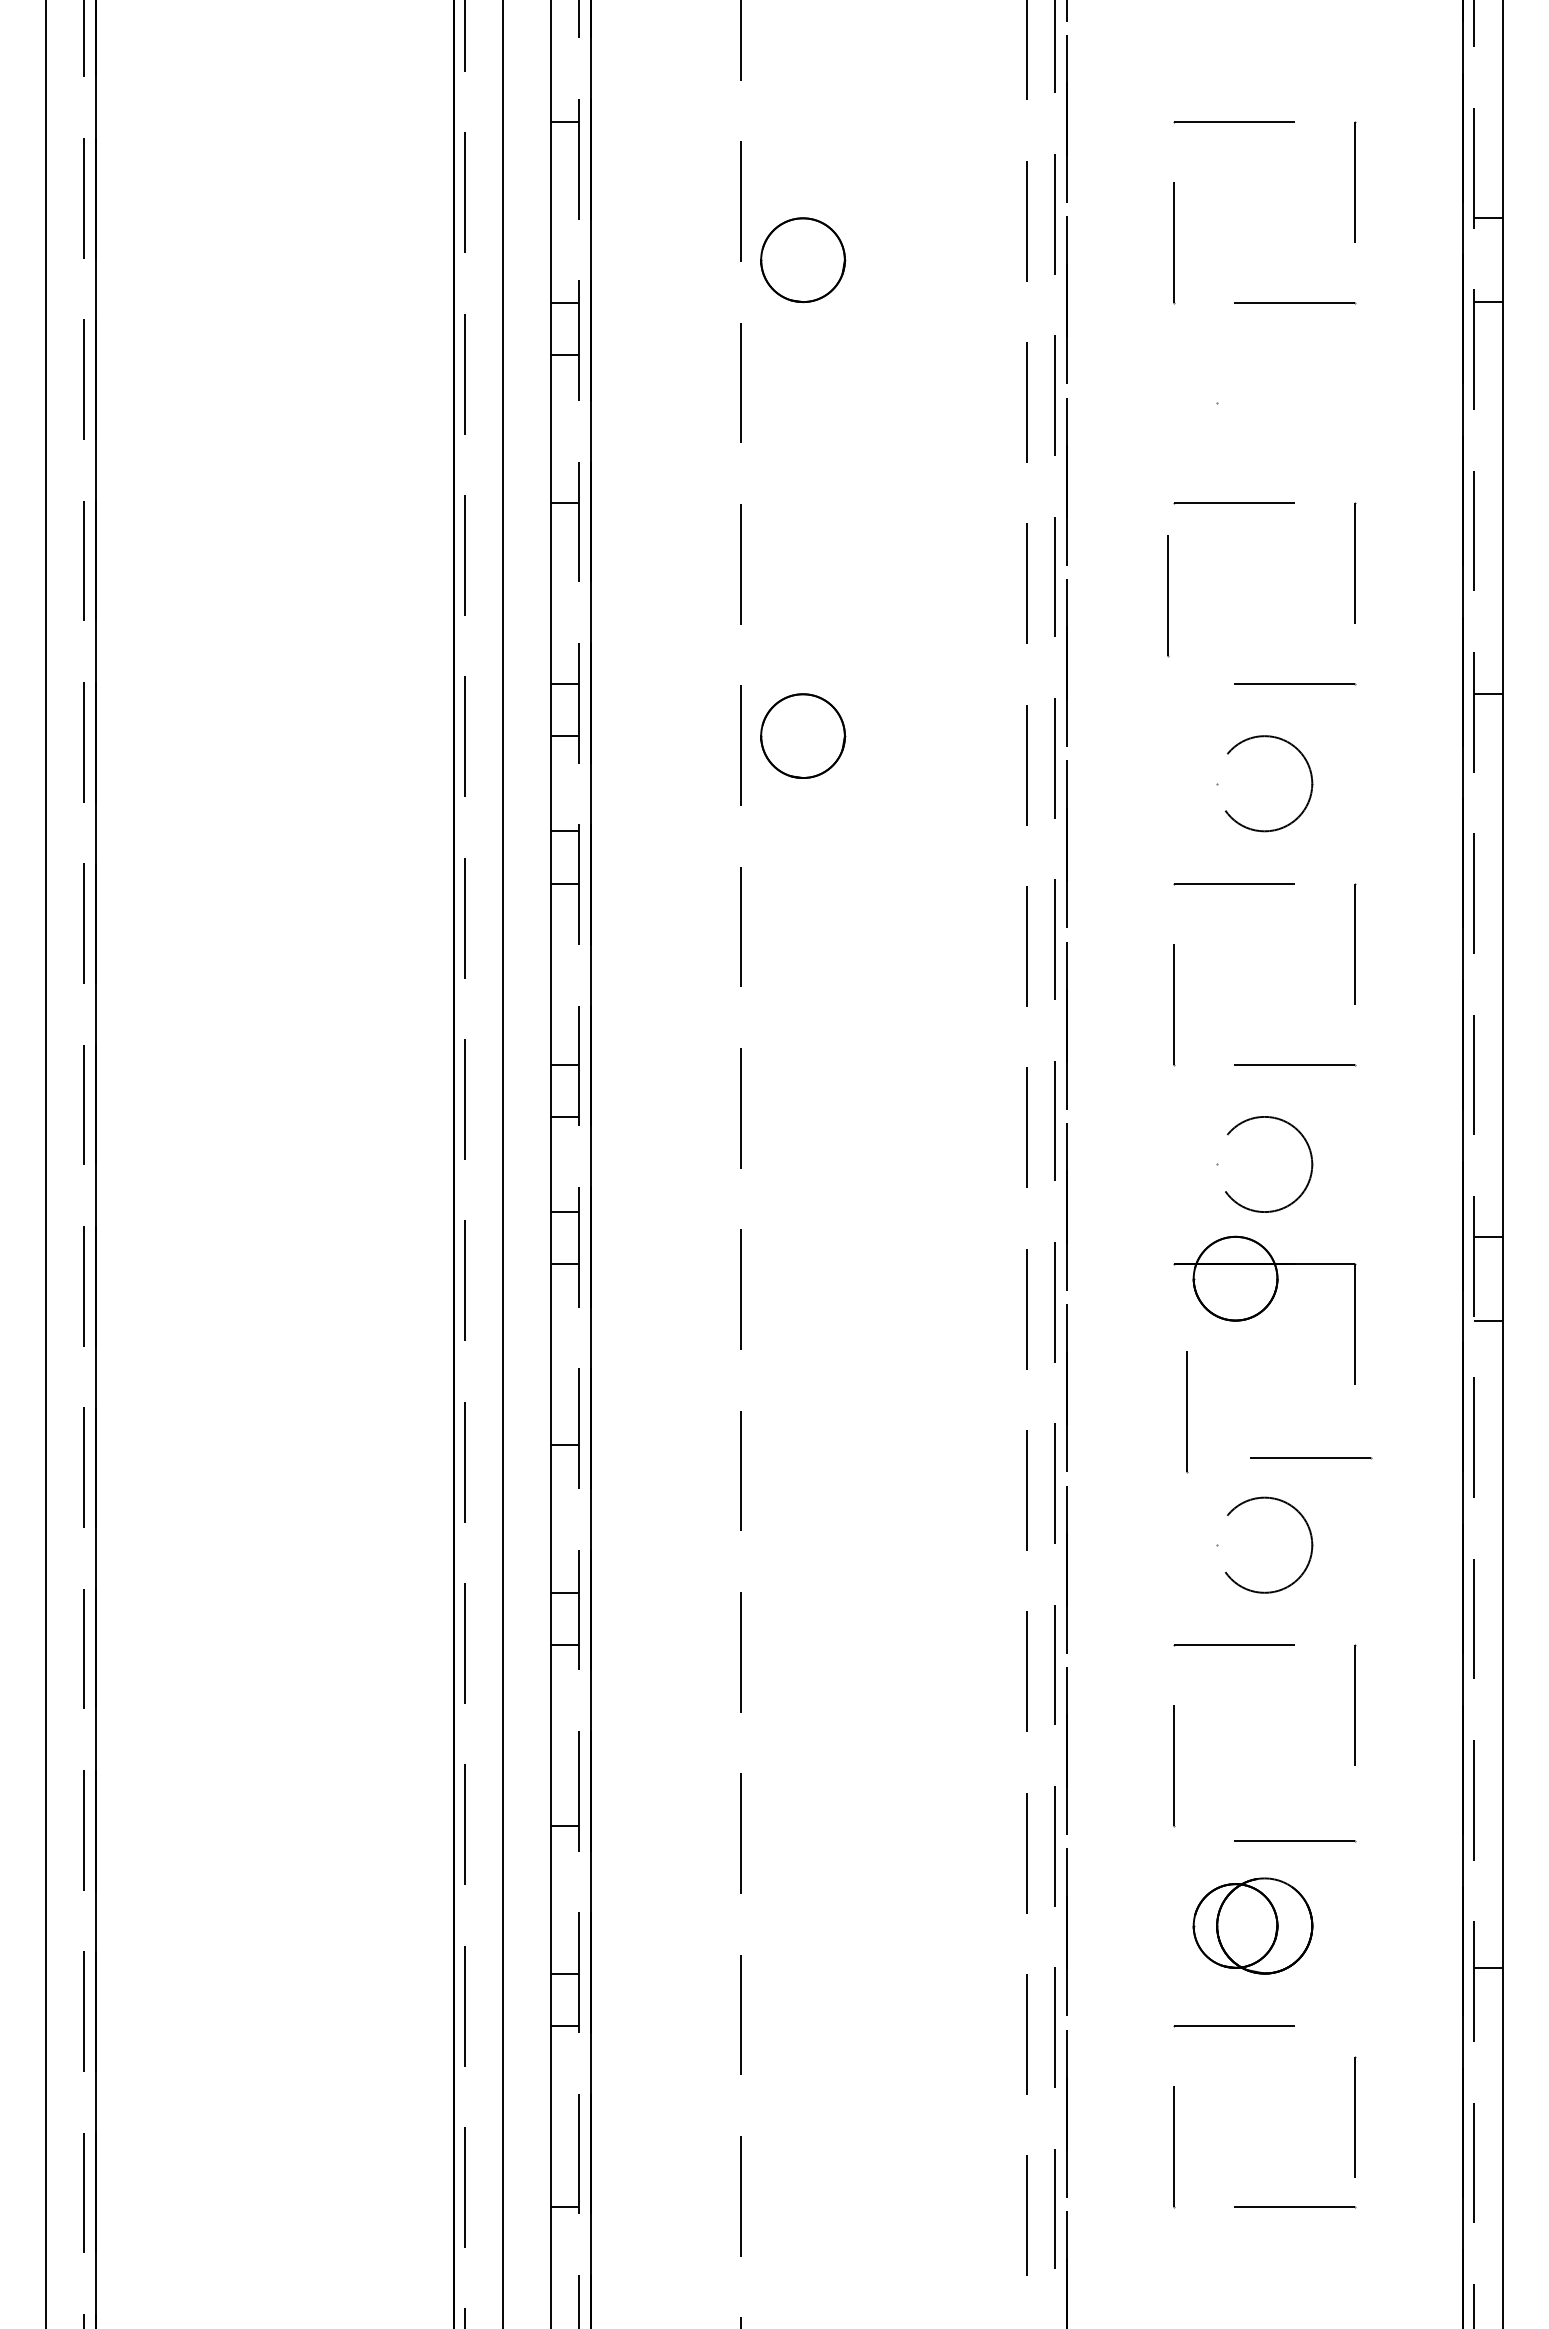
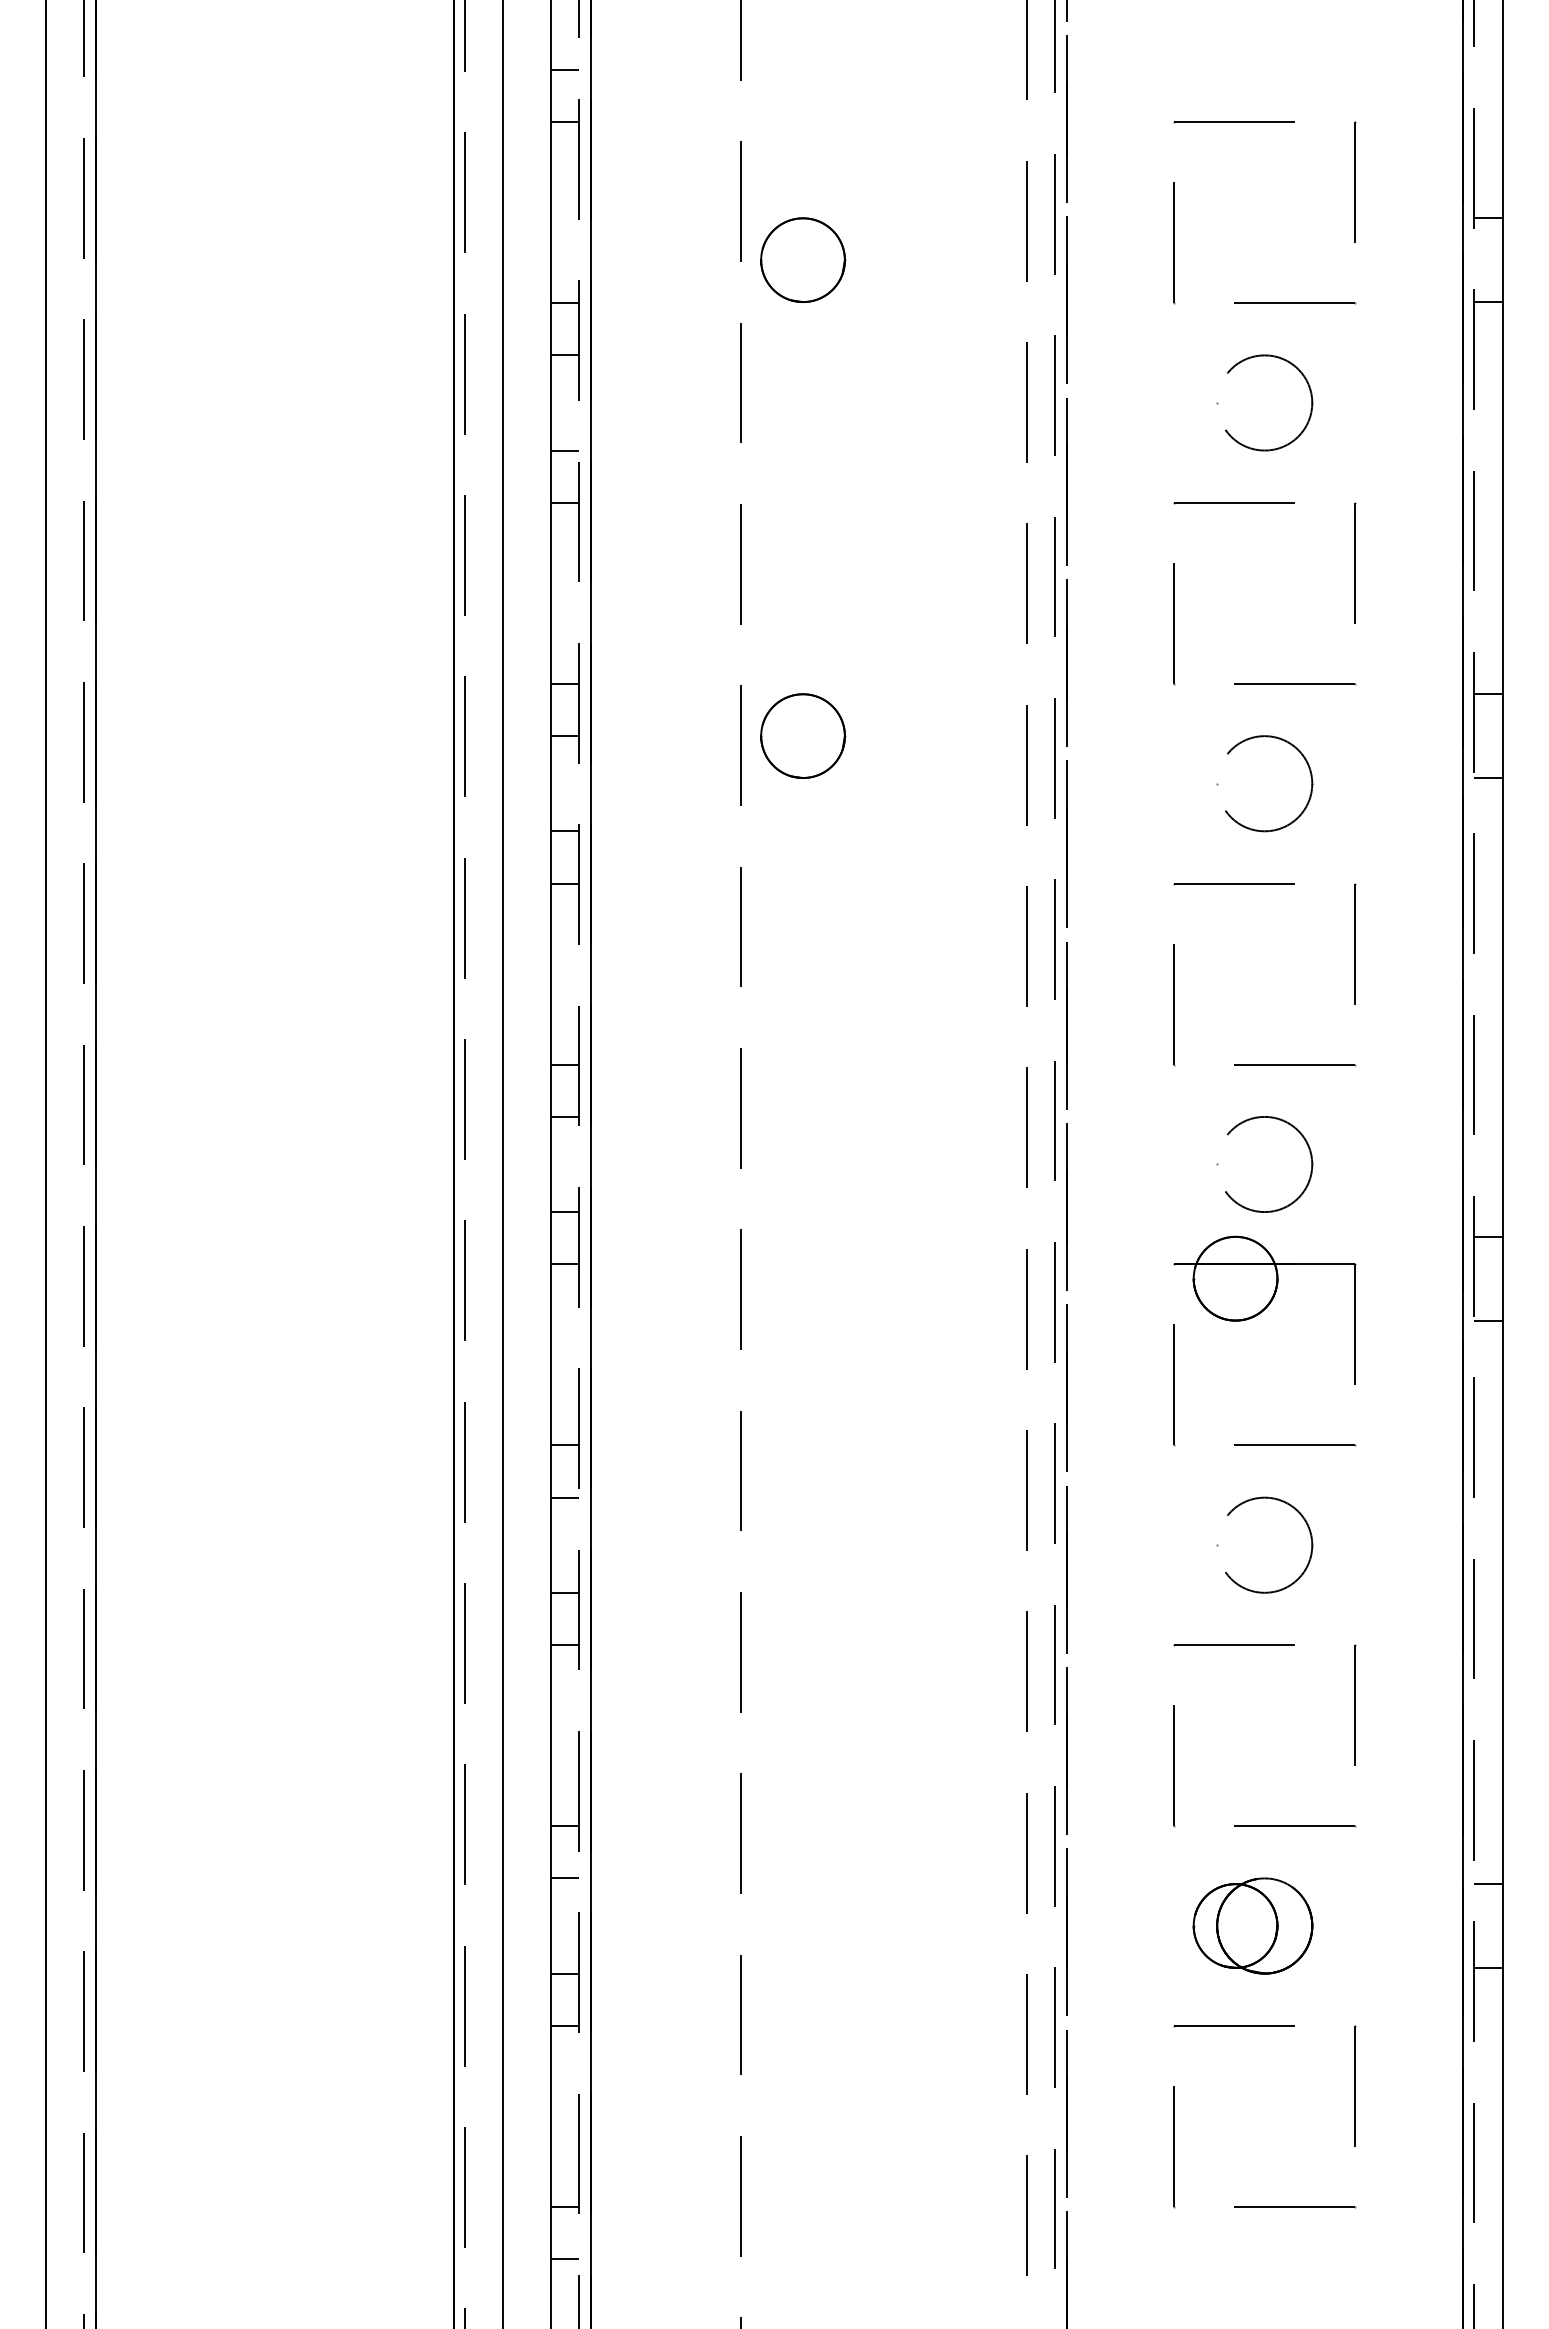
line: none -> present (564, 69)
part: none -> present (1310, 396)
line: none -> present (564, 450)
line position: (1168, 596) -> (1174, 624) (1174, 624)
line: none -> present (1488, 778)
line position: (1187, 1412) -> (1174, 1385) (1174, 1385)
line position: (1311, 1458) -> (1295, 1445) (1295, 1445)
line: none -> present (564, 1497)
line position: (1295, 1841) -> (1295, 1826) (1295, 1826)
line: none -> present (564, 1878)
line: none -> present (1488, 1884)
line position: (1355, 2116) -> (1355, 2085) (1355, 2085)
line: none -> present (564, 2259)
